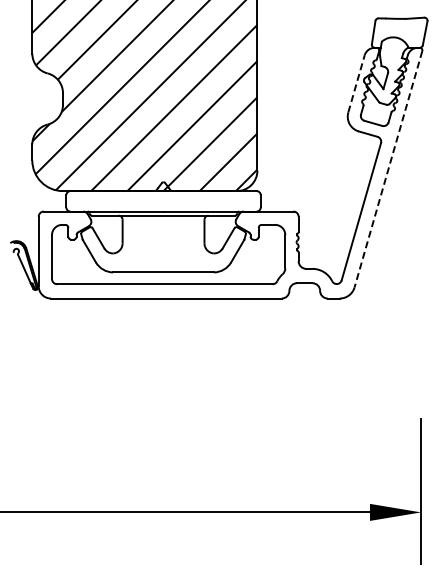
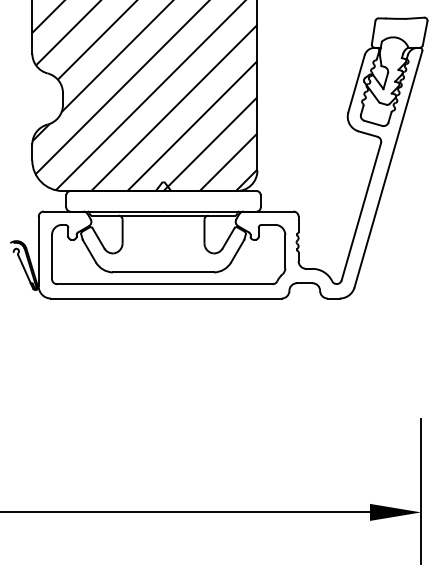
line: dashed -> solid (356, 83)
line: dashed -> solid (388, 169)
